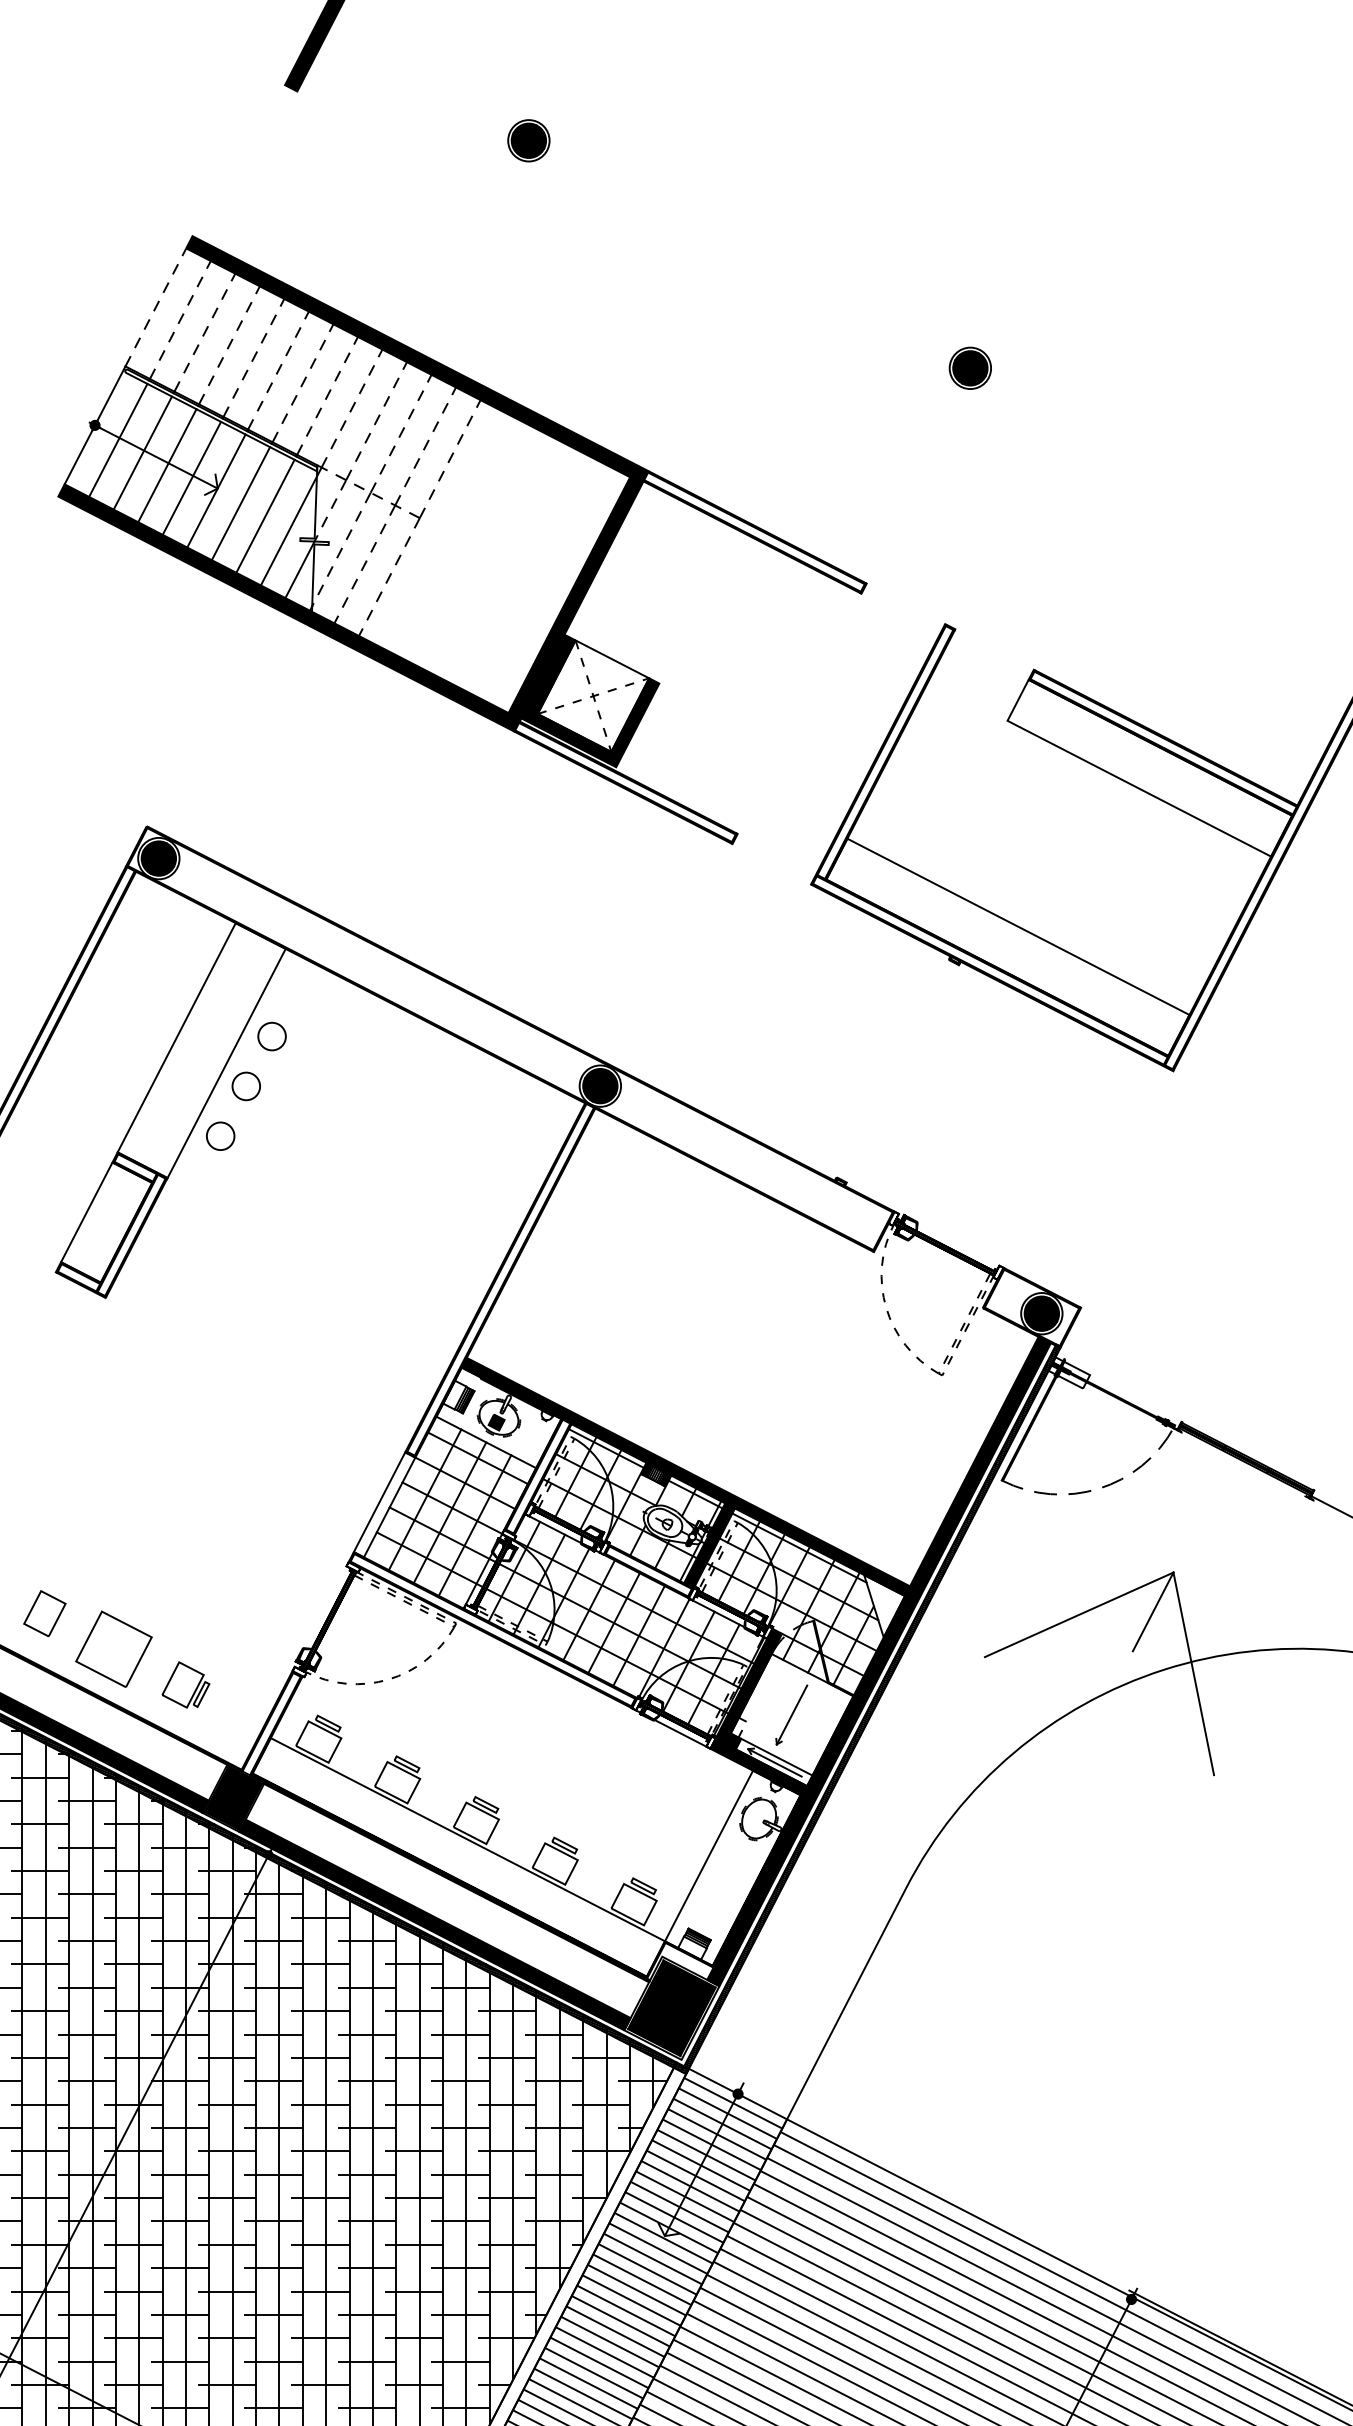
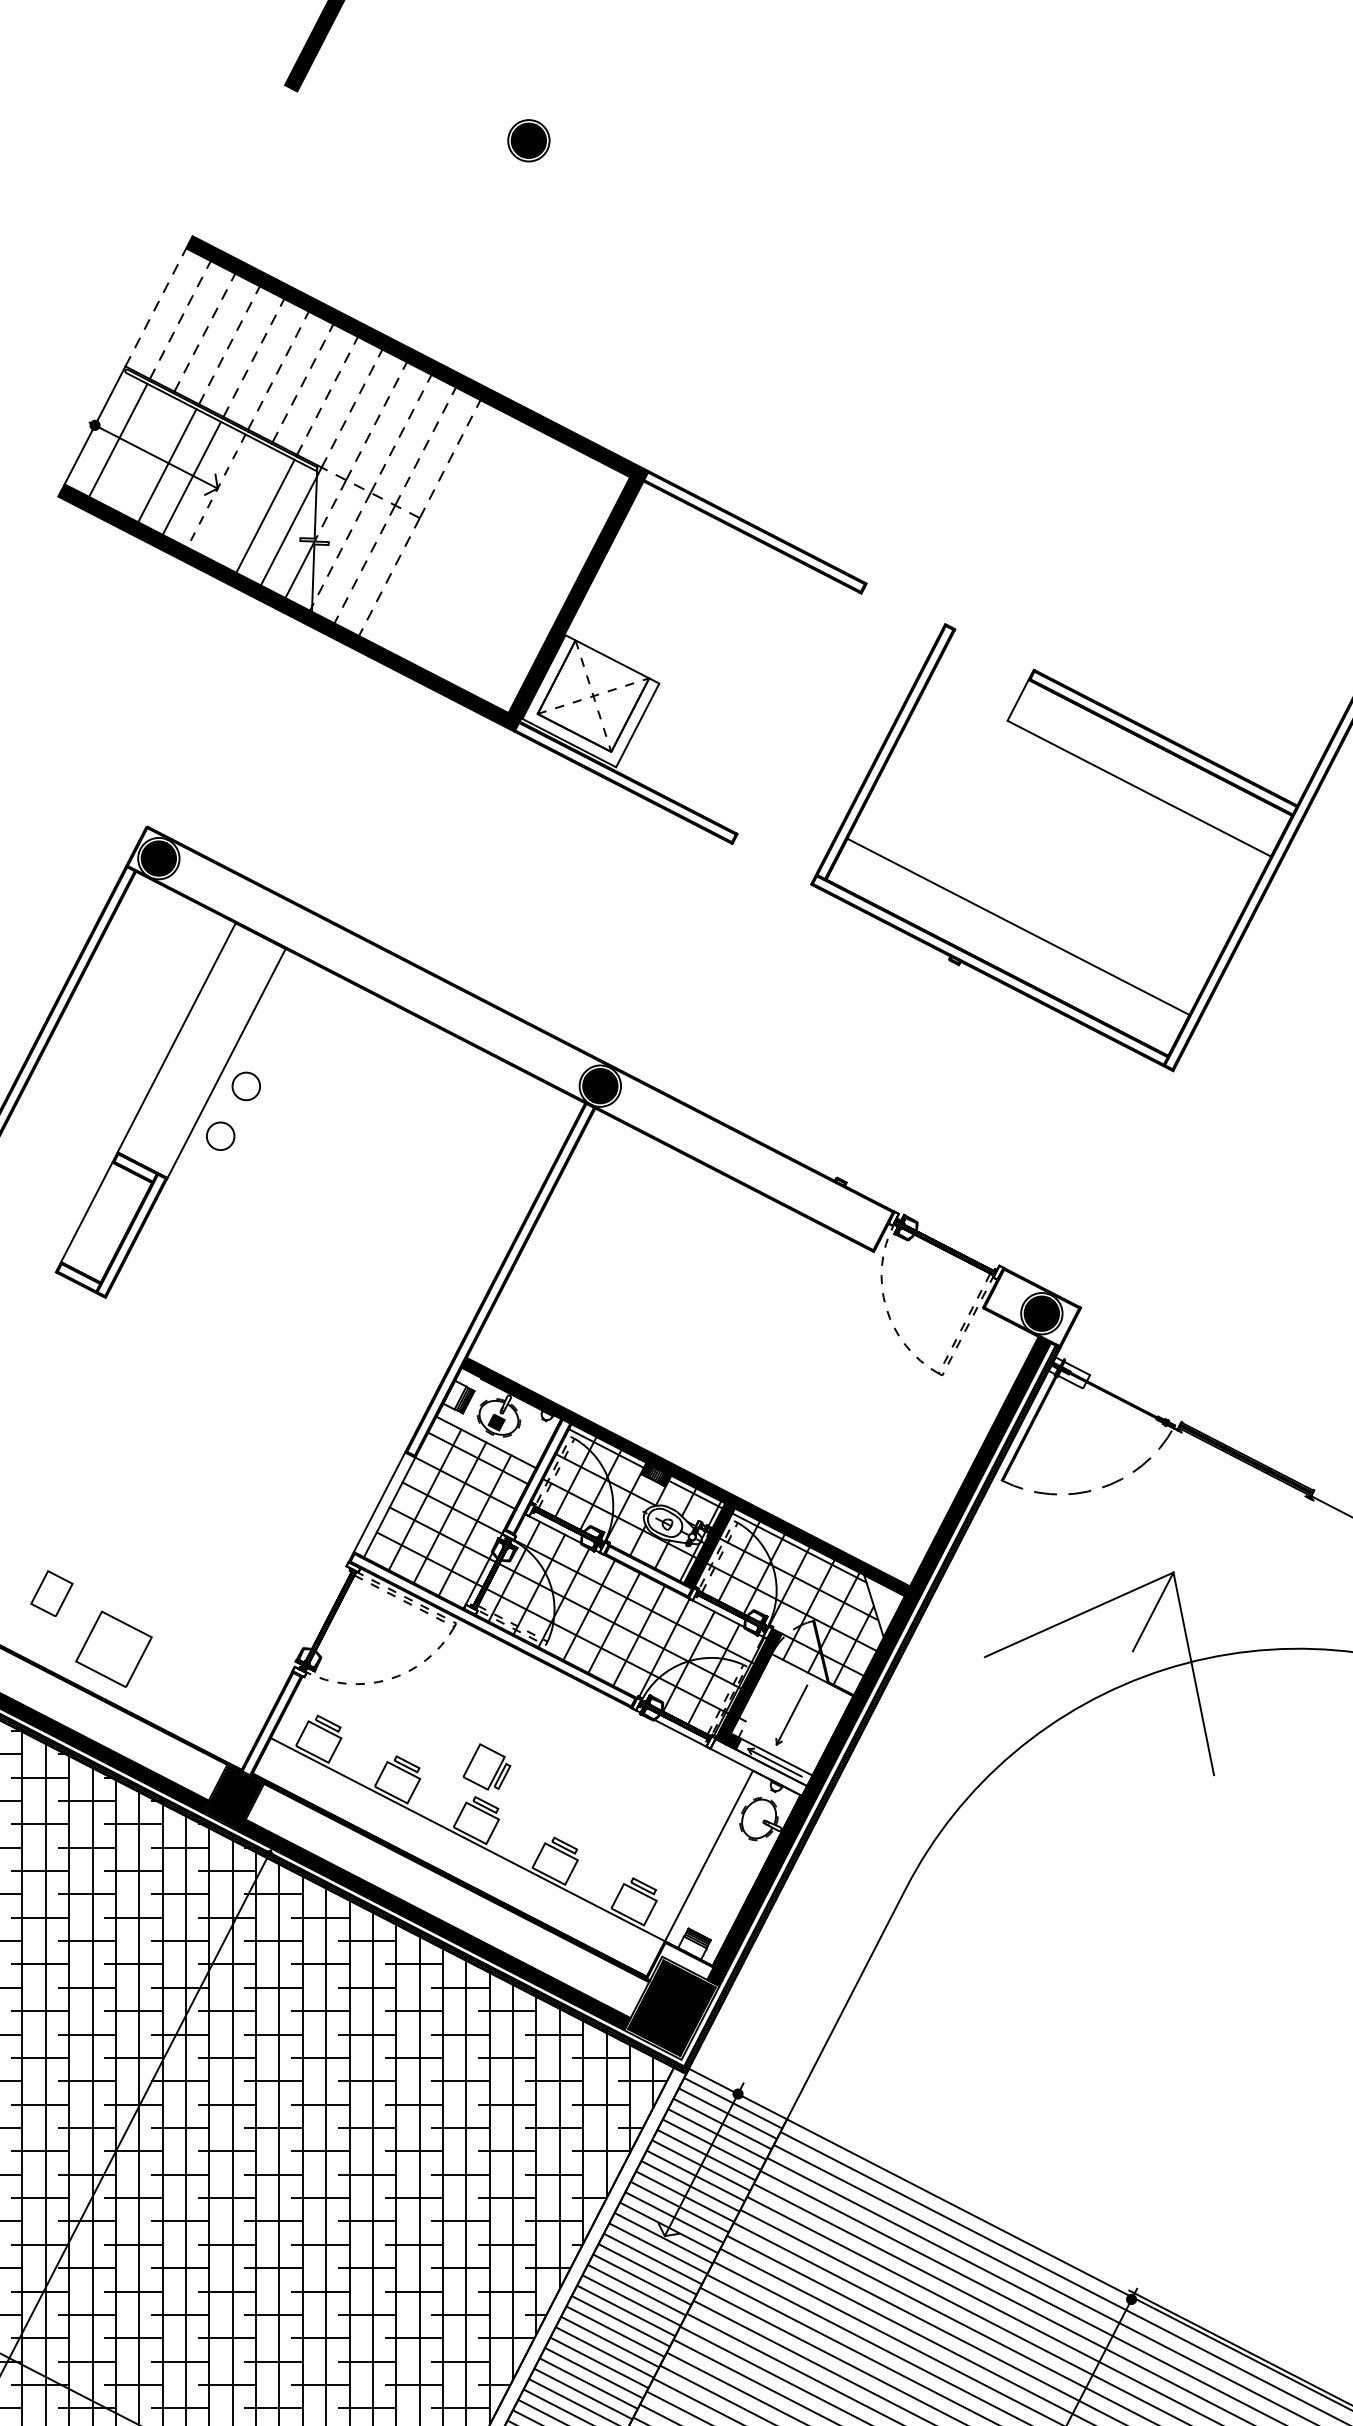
part: present -> none (969, 367)
line: present -> none (142, 452)
line: solid -> dashed (216, 491)
line: present -> none (240, 503)
fill: present -> none (590, 701)
circle: present -> none (271, 1036)
part position: (44, 1613) -> (51, 1593) (51, 1593)
part position: (185, 1684) -> (486, 1766) (486, 1766)
fill: present -> none (758, 1766)
